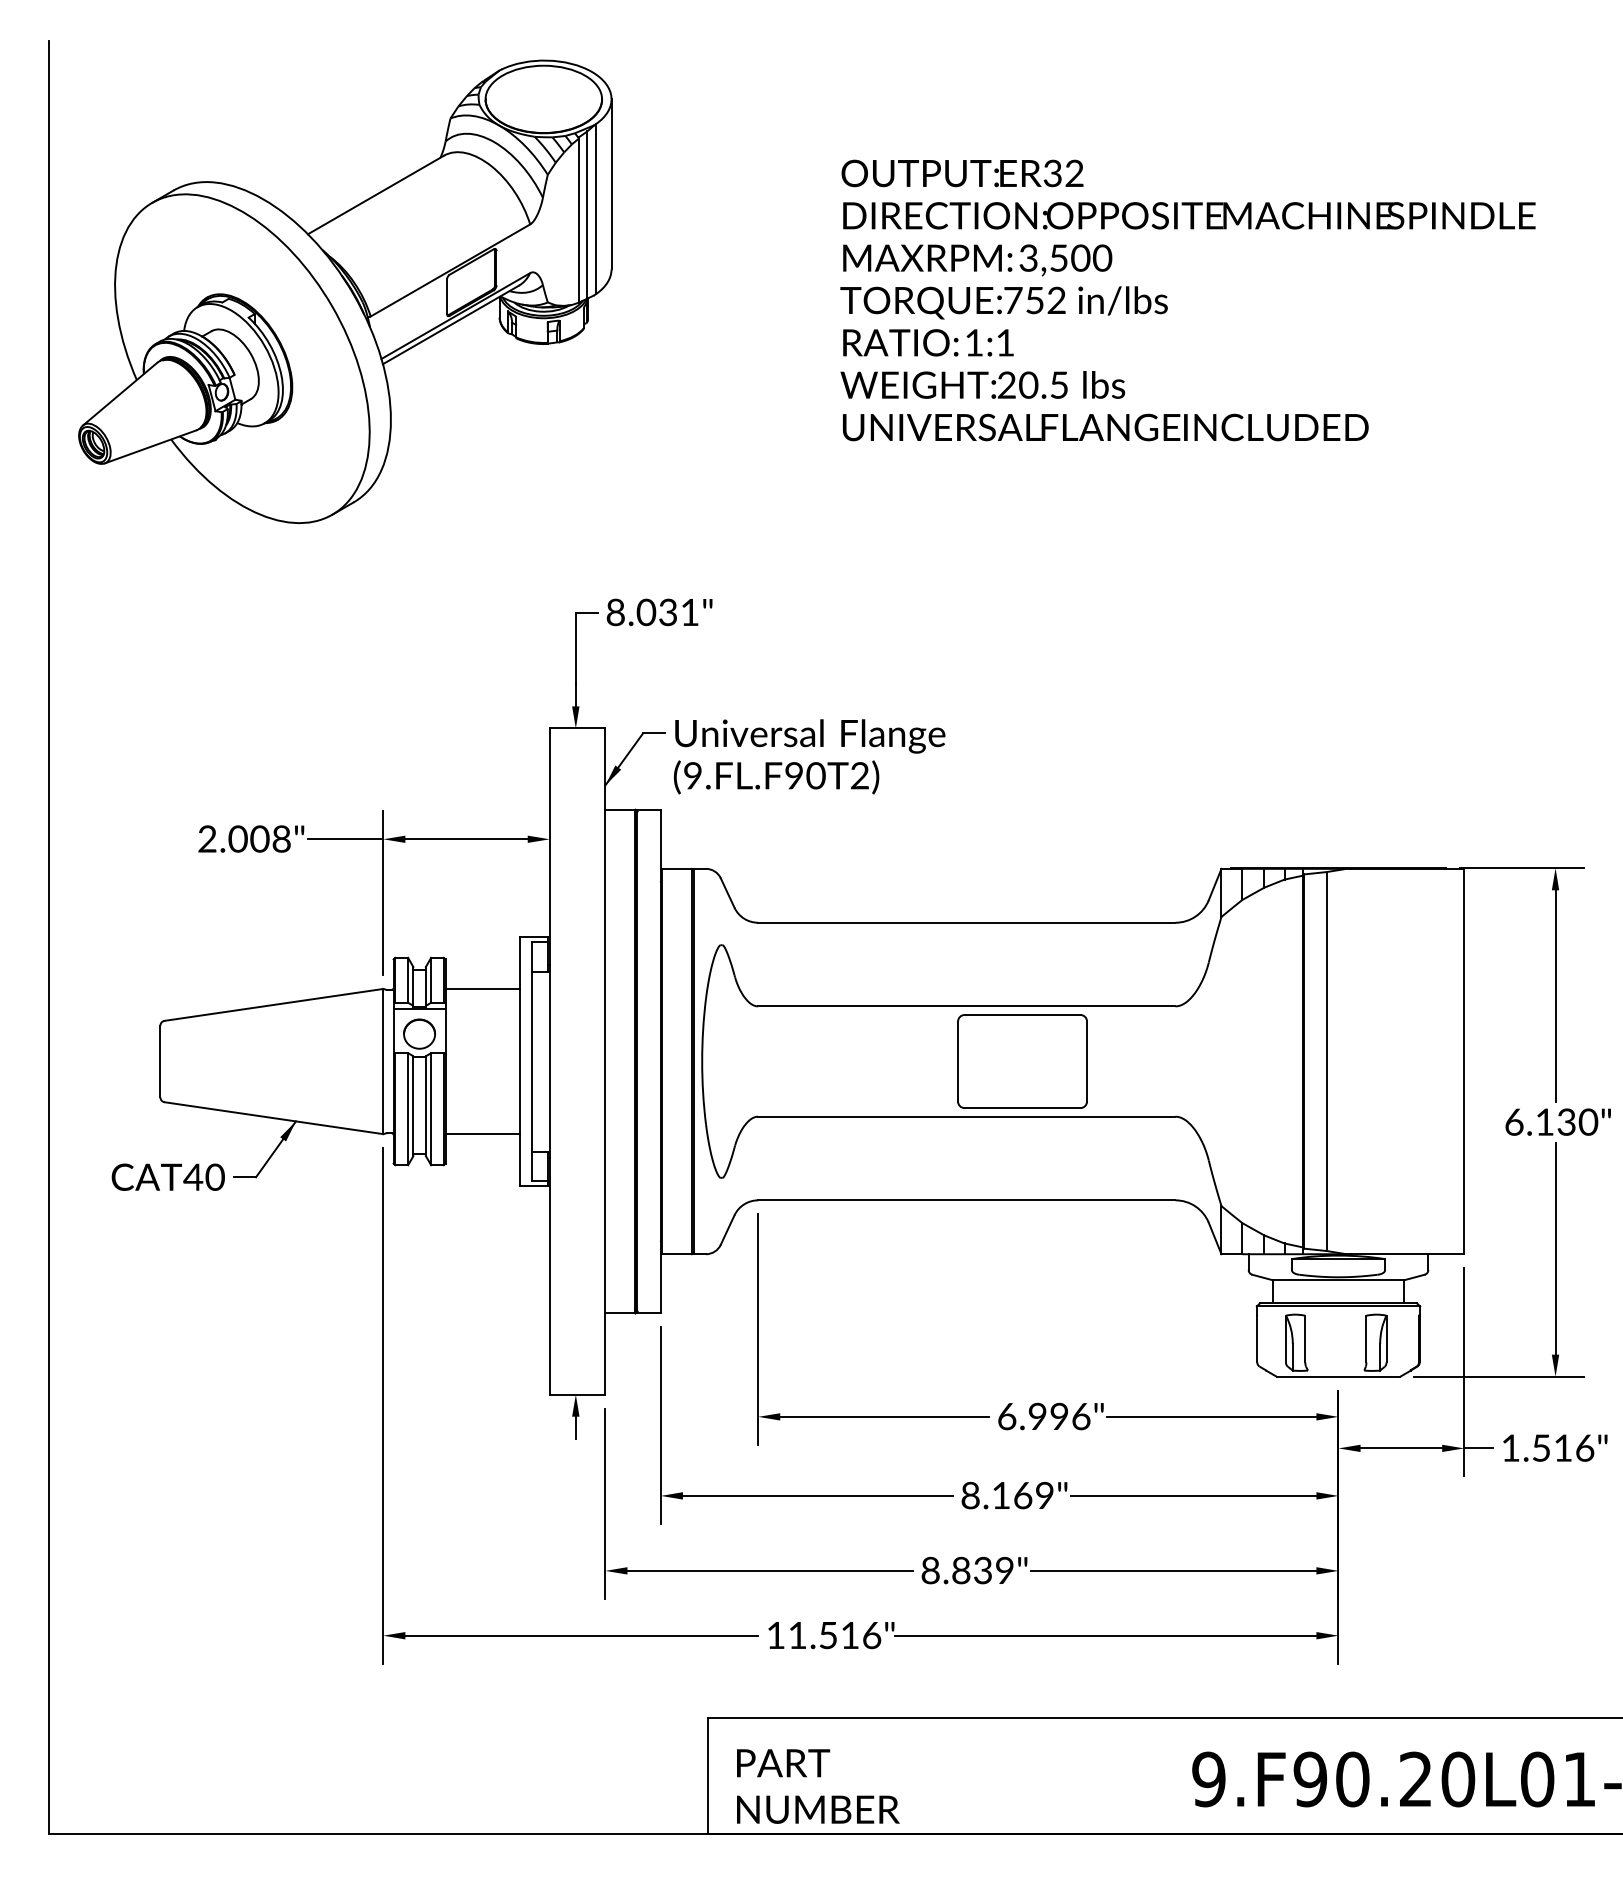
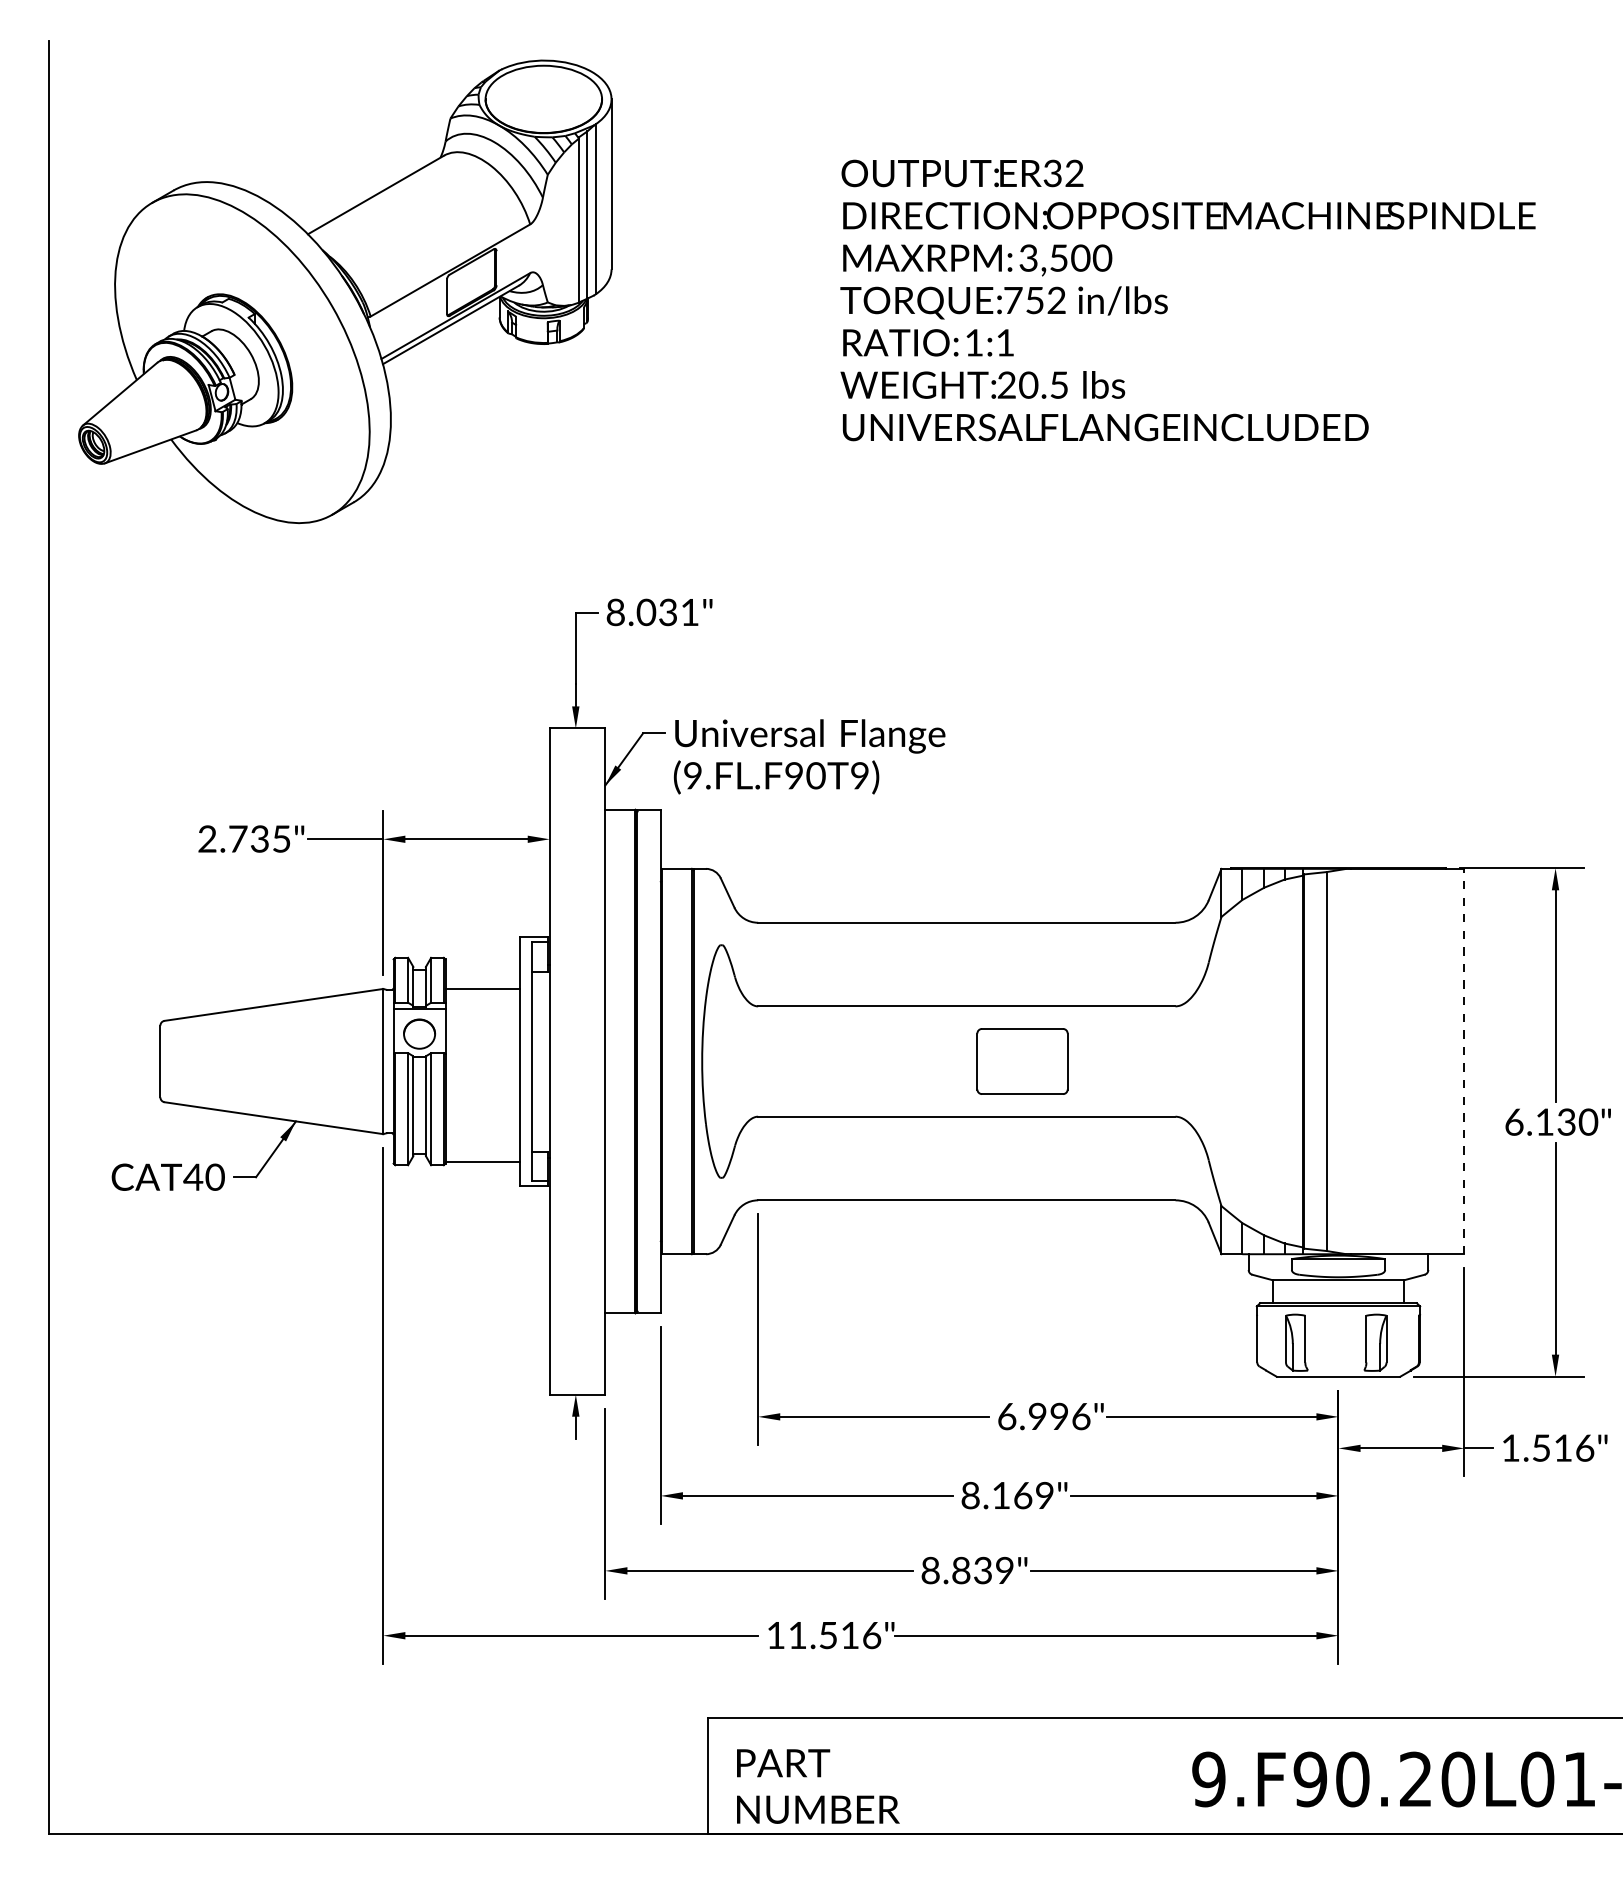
text: (9.FL.F90T2) -> (9.FL.F90T9) (859, 775)
text: 2.008" -> 2.735" (259, 838)
part size: 131x95 px -> 93x67 px (1022, 1061)
line: solid -> dashed (1464, 1061)
line position: (482, 1134) -> (482, 1162) (482, 1162)
